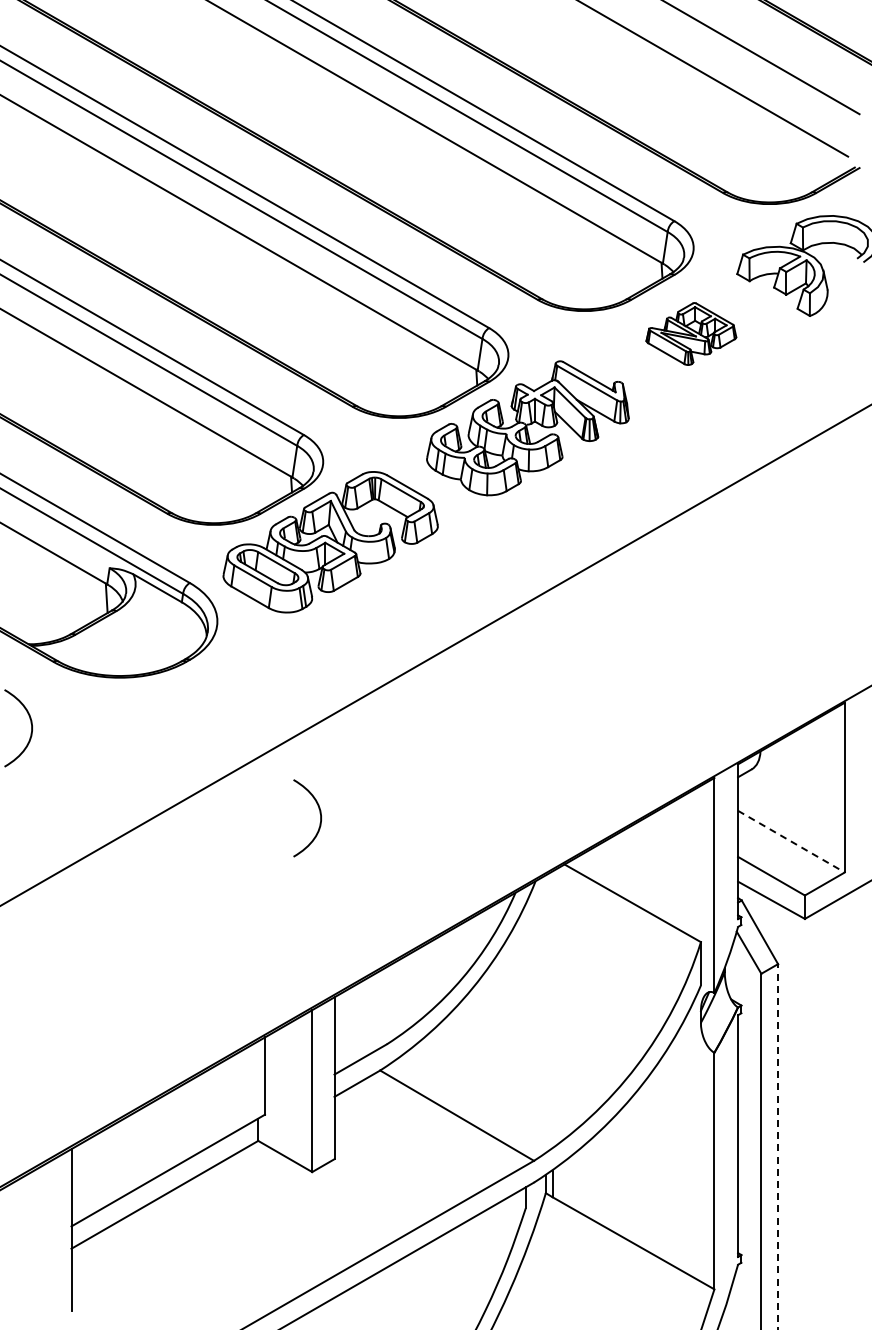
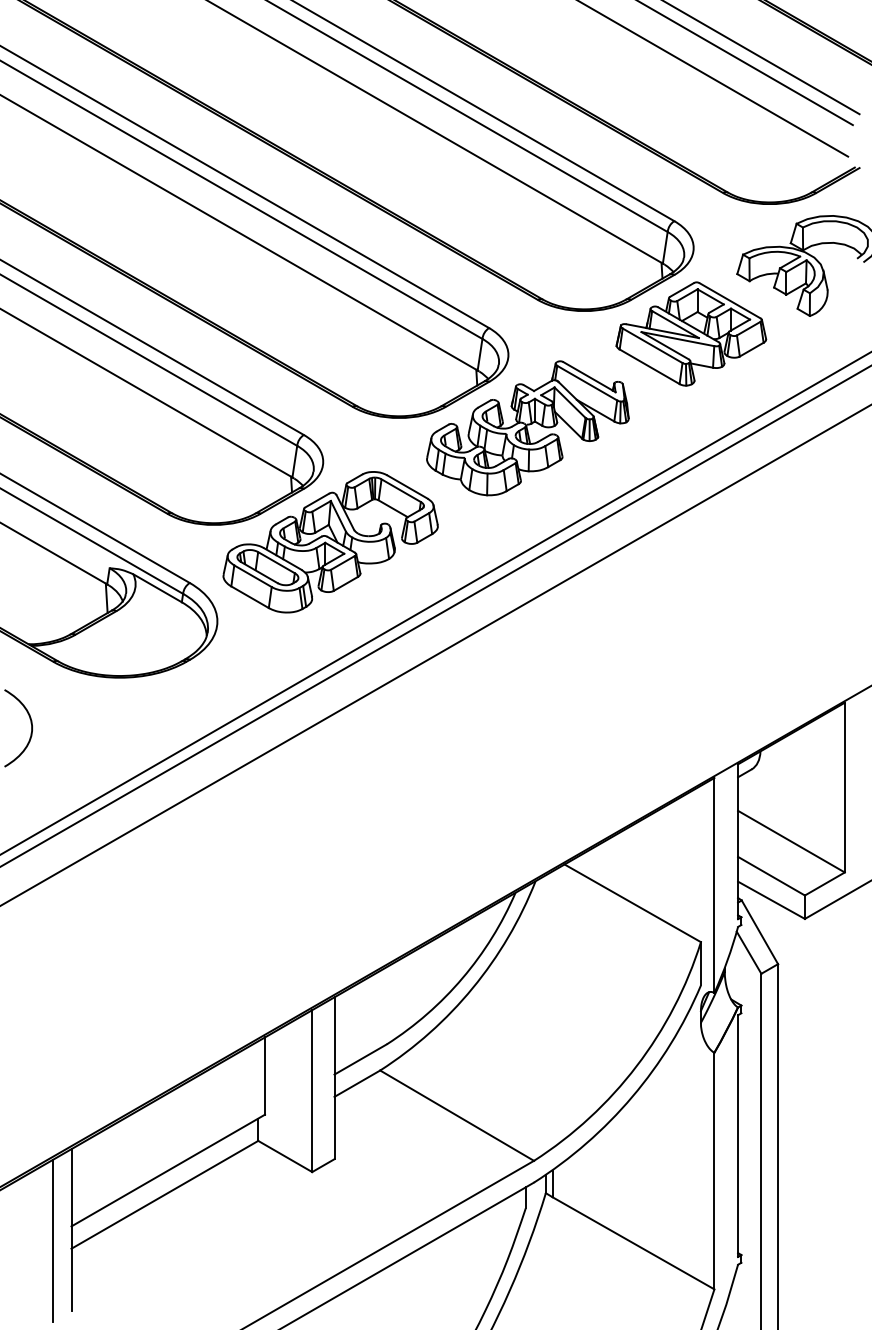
line: none -> present (745, 63)
part size: 93x64 px -> 153x106 px (691, 333)
line: none -> present (435, 603)
line: none -> present (435, 616)
curve: present -> none (319, 813)
line: dashed -> solid (791, 841)
line: dashed -> solid (778, 1147)
line: none -> present (52, 1240)
